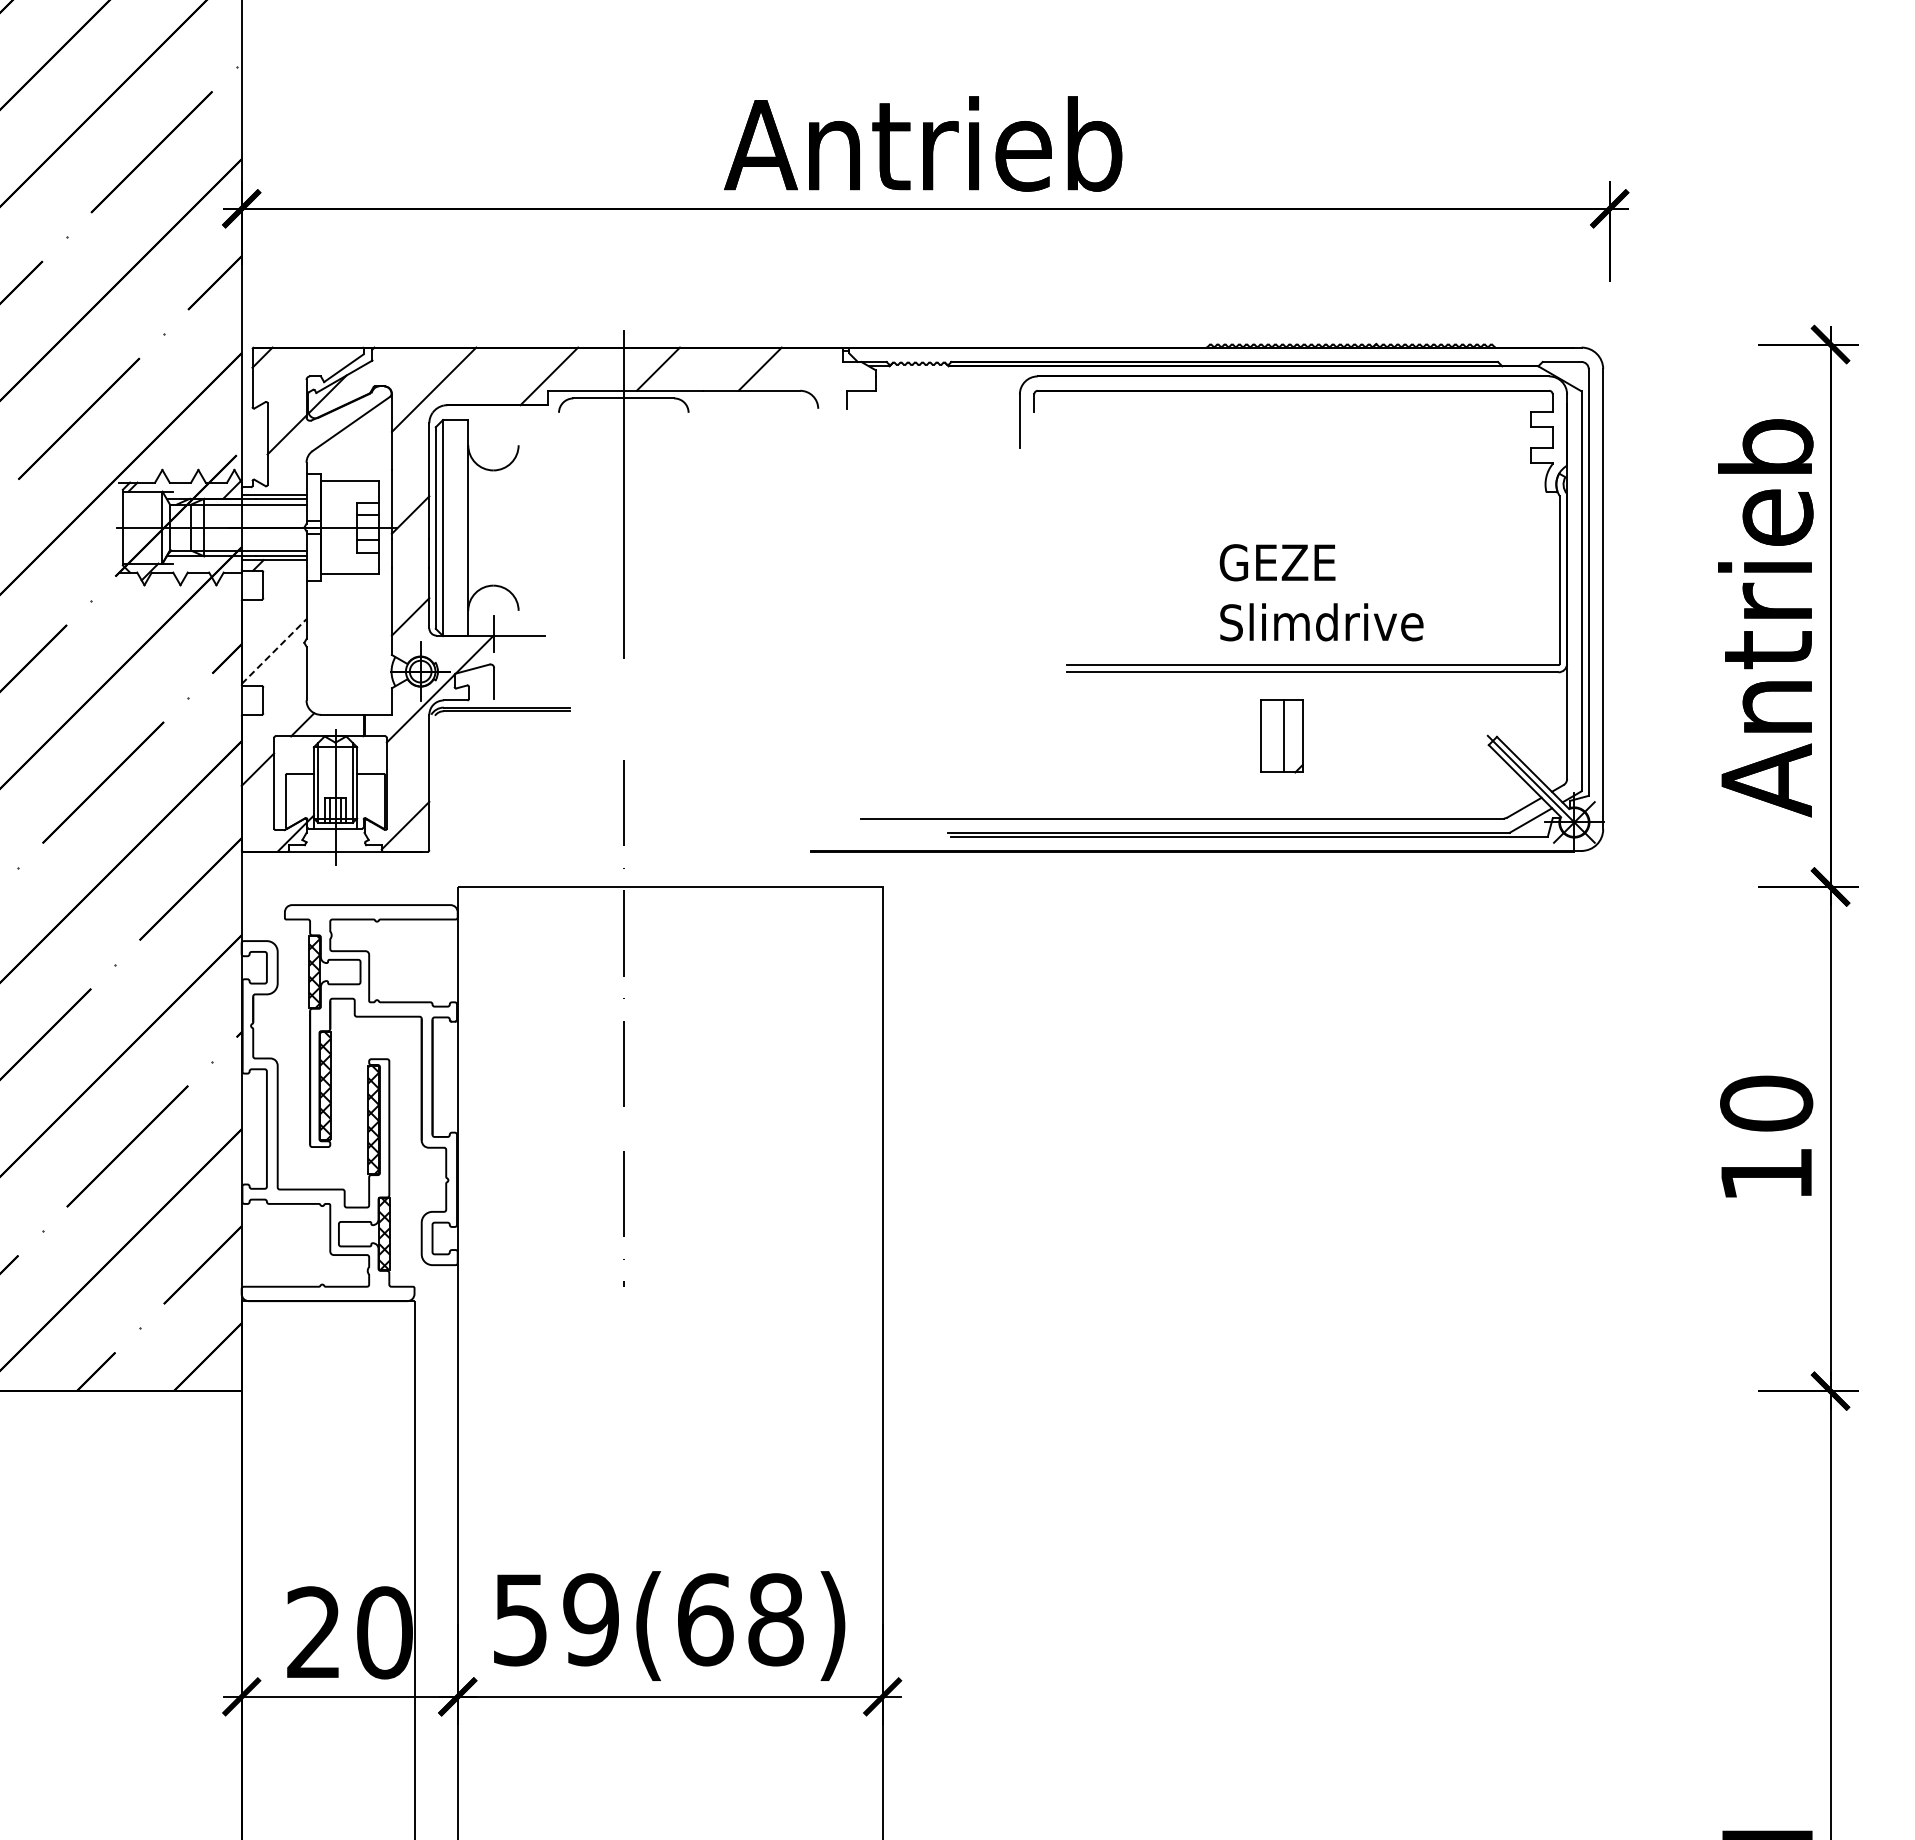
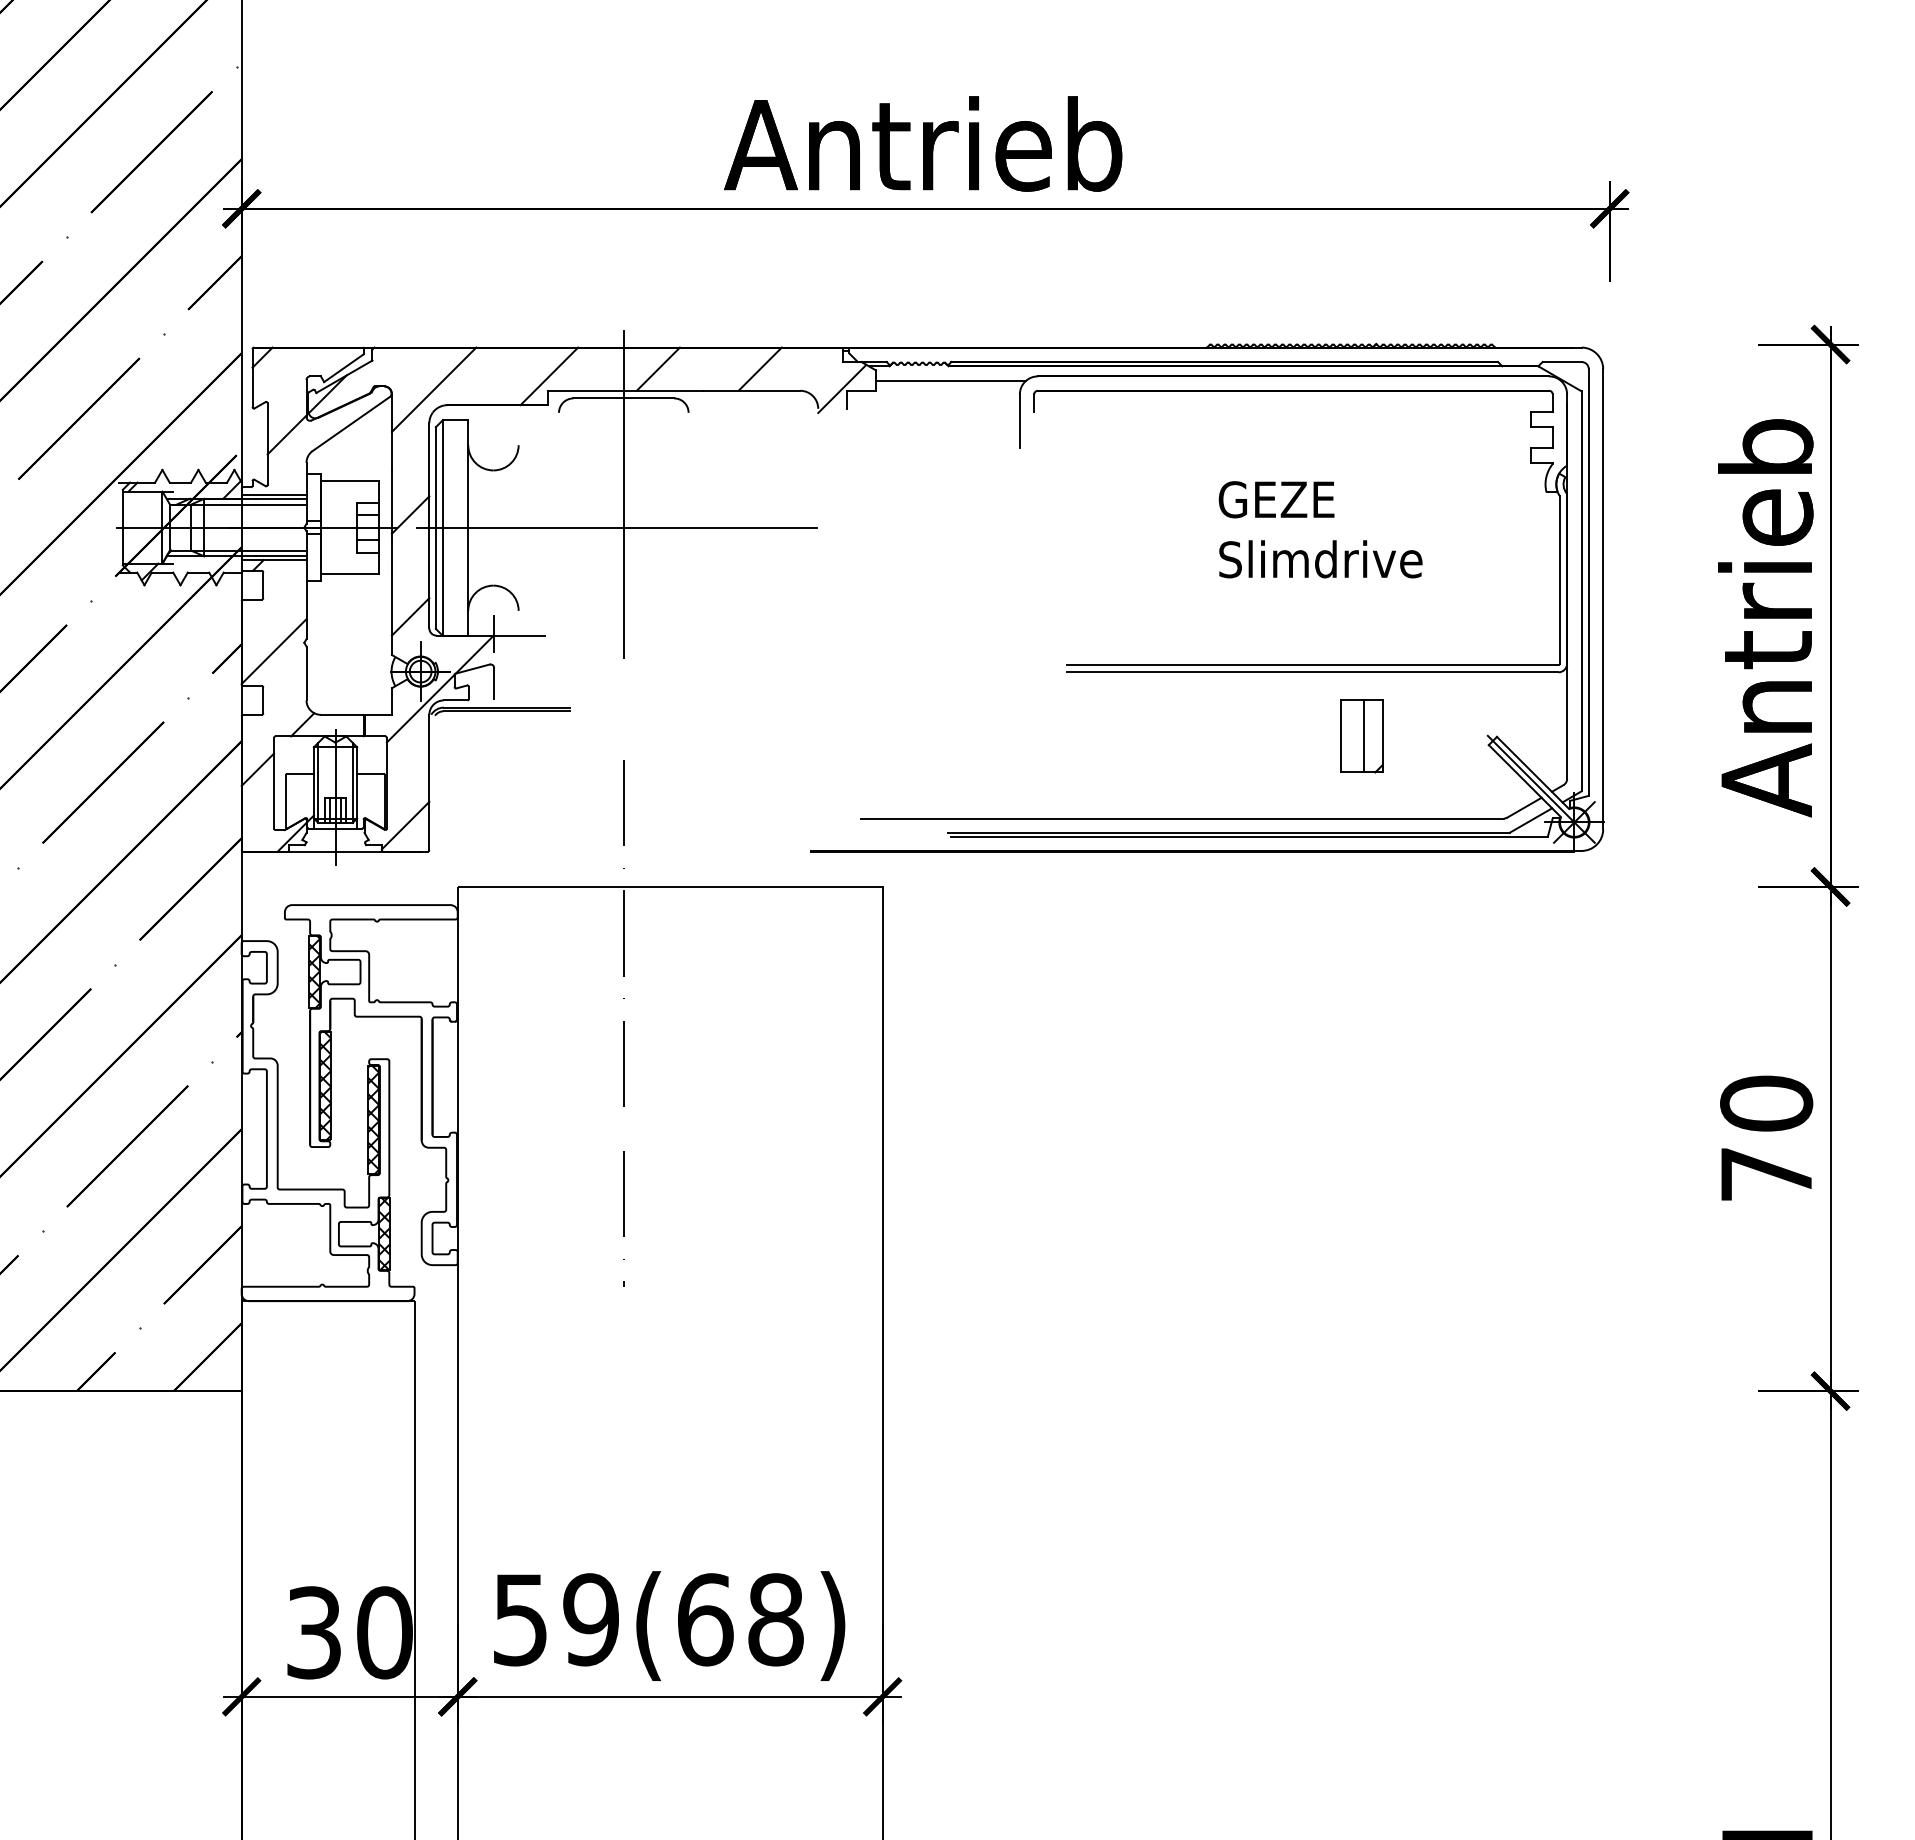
line: none -> present (950, 380)
line: none -> present (842, 388)
line: none -> present (616, 527)
text position: (1321, 592) -> (1320, 529) (1320, 529)
line: dashed -> solid (274, 651)
part position: (1281, 736) -> (1361, 736) (1361, 736)
text: 10 -> 70 (1766, 1174)
text: 20 -> 30 (313, 1632)
